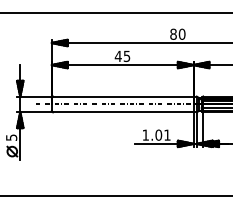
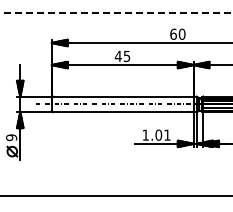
line: solid -> dashed (116, 12)
text: 80 -> 60 (173, 33)
text: 5 -> 9 (11, 137)
